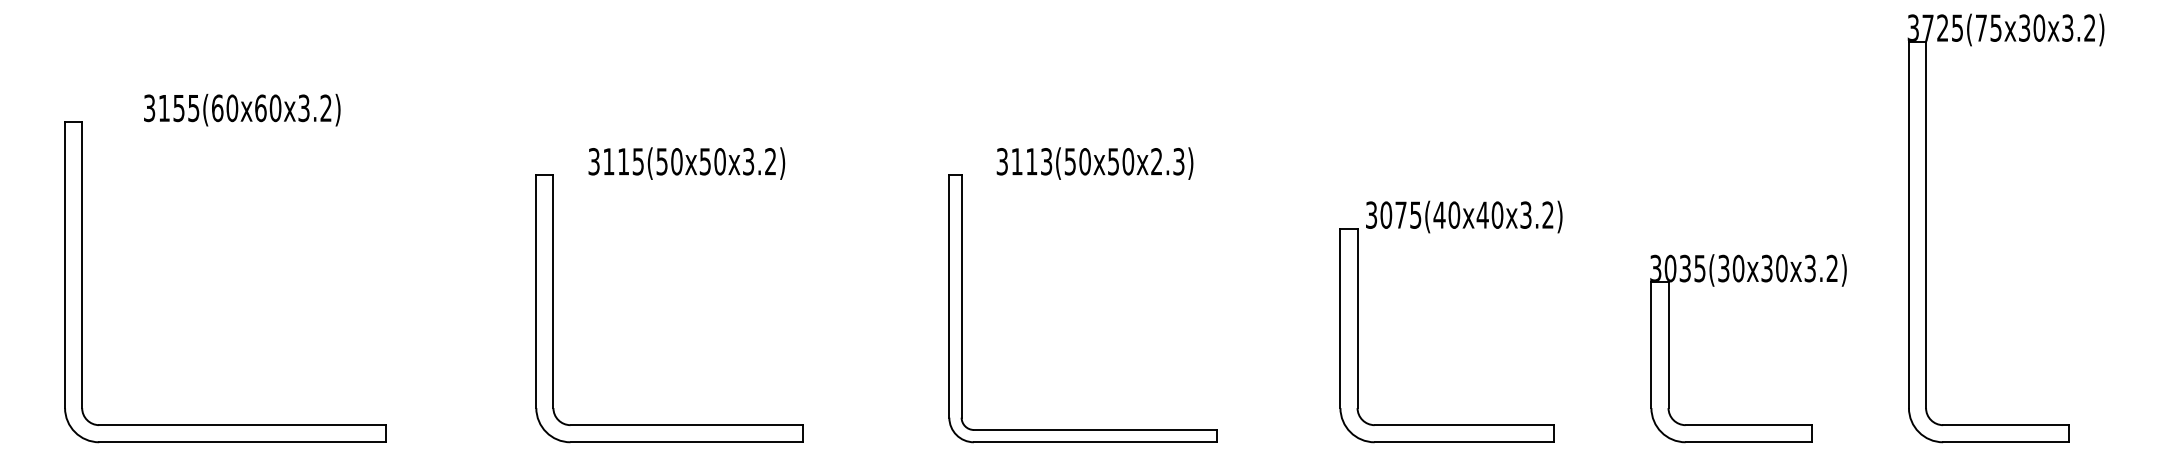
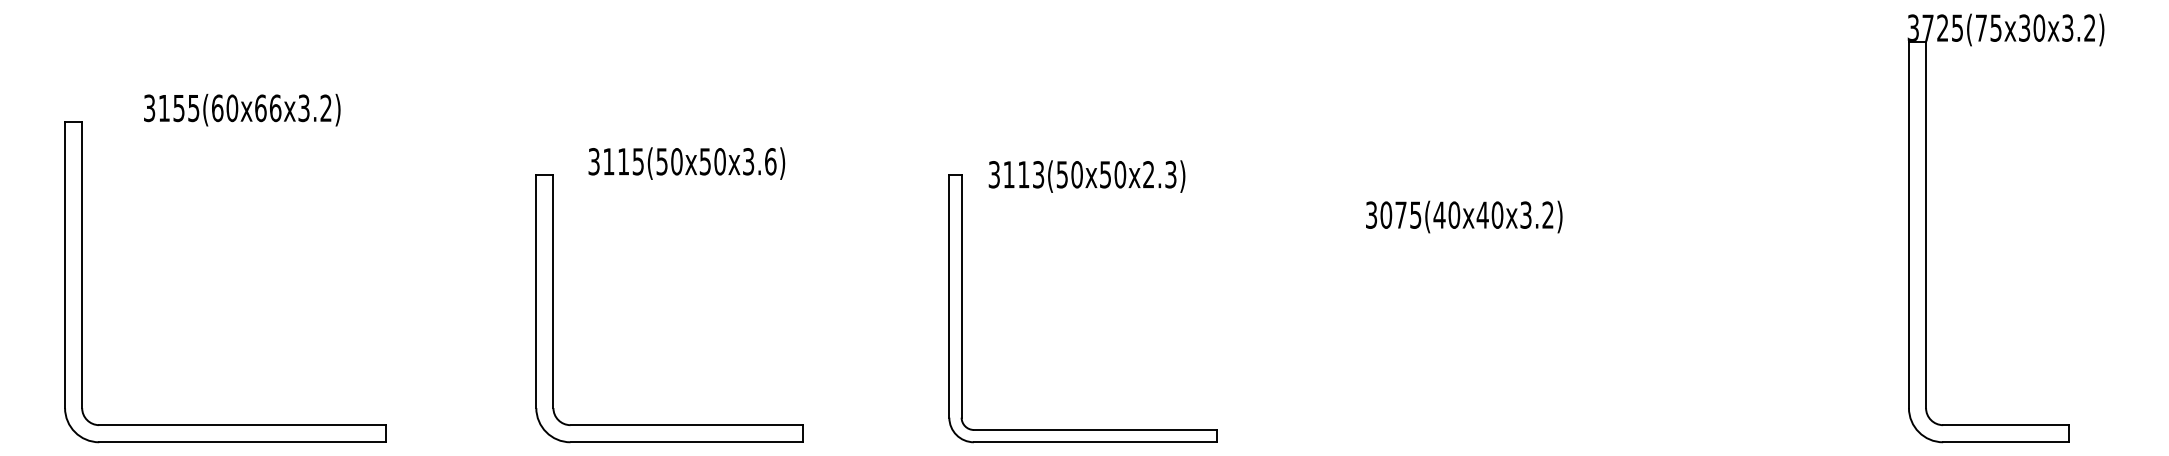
text: 3155(60x60x3.2) -> 3155(60x66x3.2) (275, 107)
text: 3115(50x50x3.2) -> 3115(50x50x3.6) (770, 161)
text position: (1094, 163) -> (1086, 176) (1086, 176)
part: present -> none (1739, 282)
part: present -> none (1358, 335)
